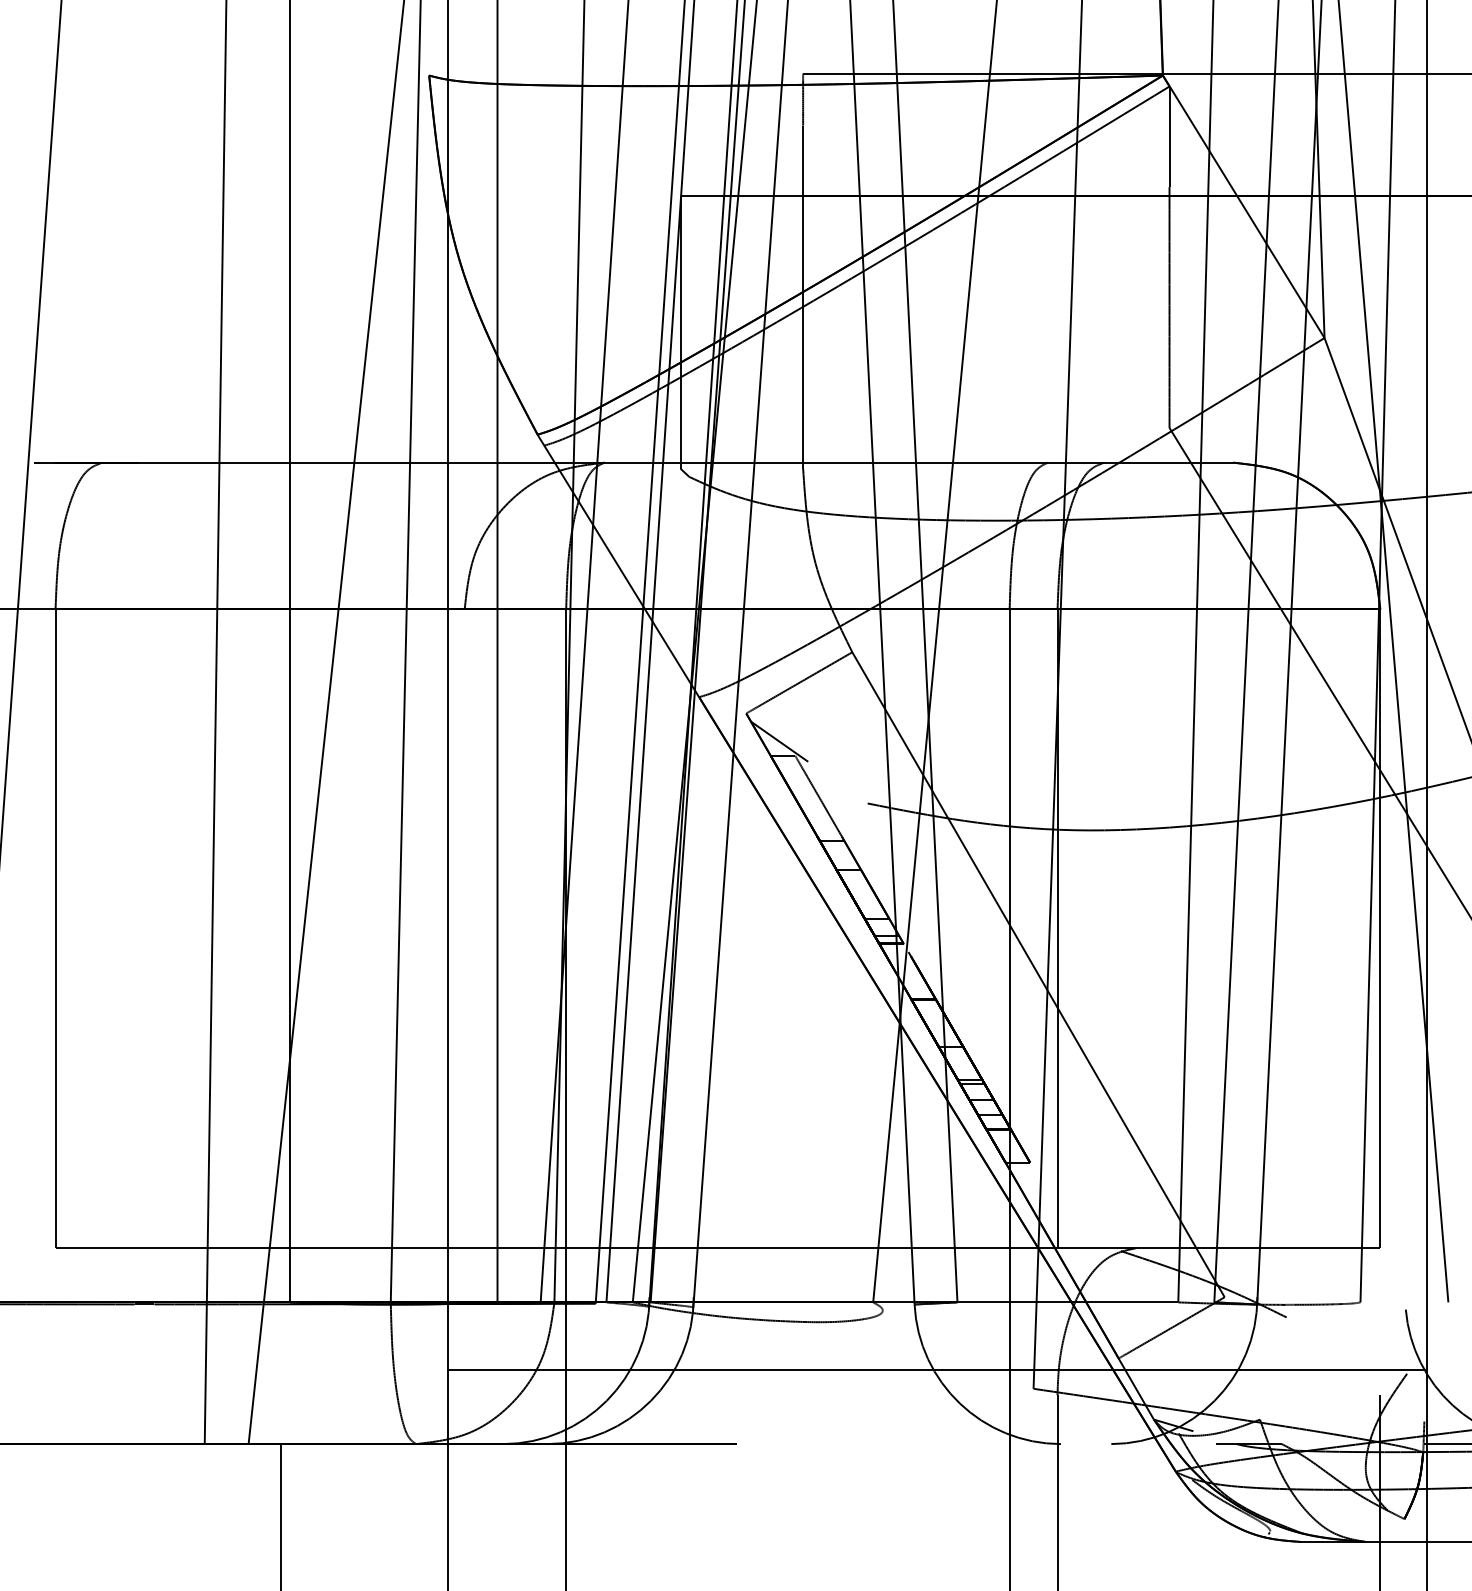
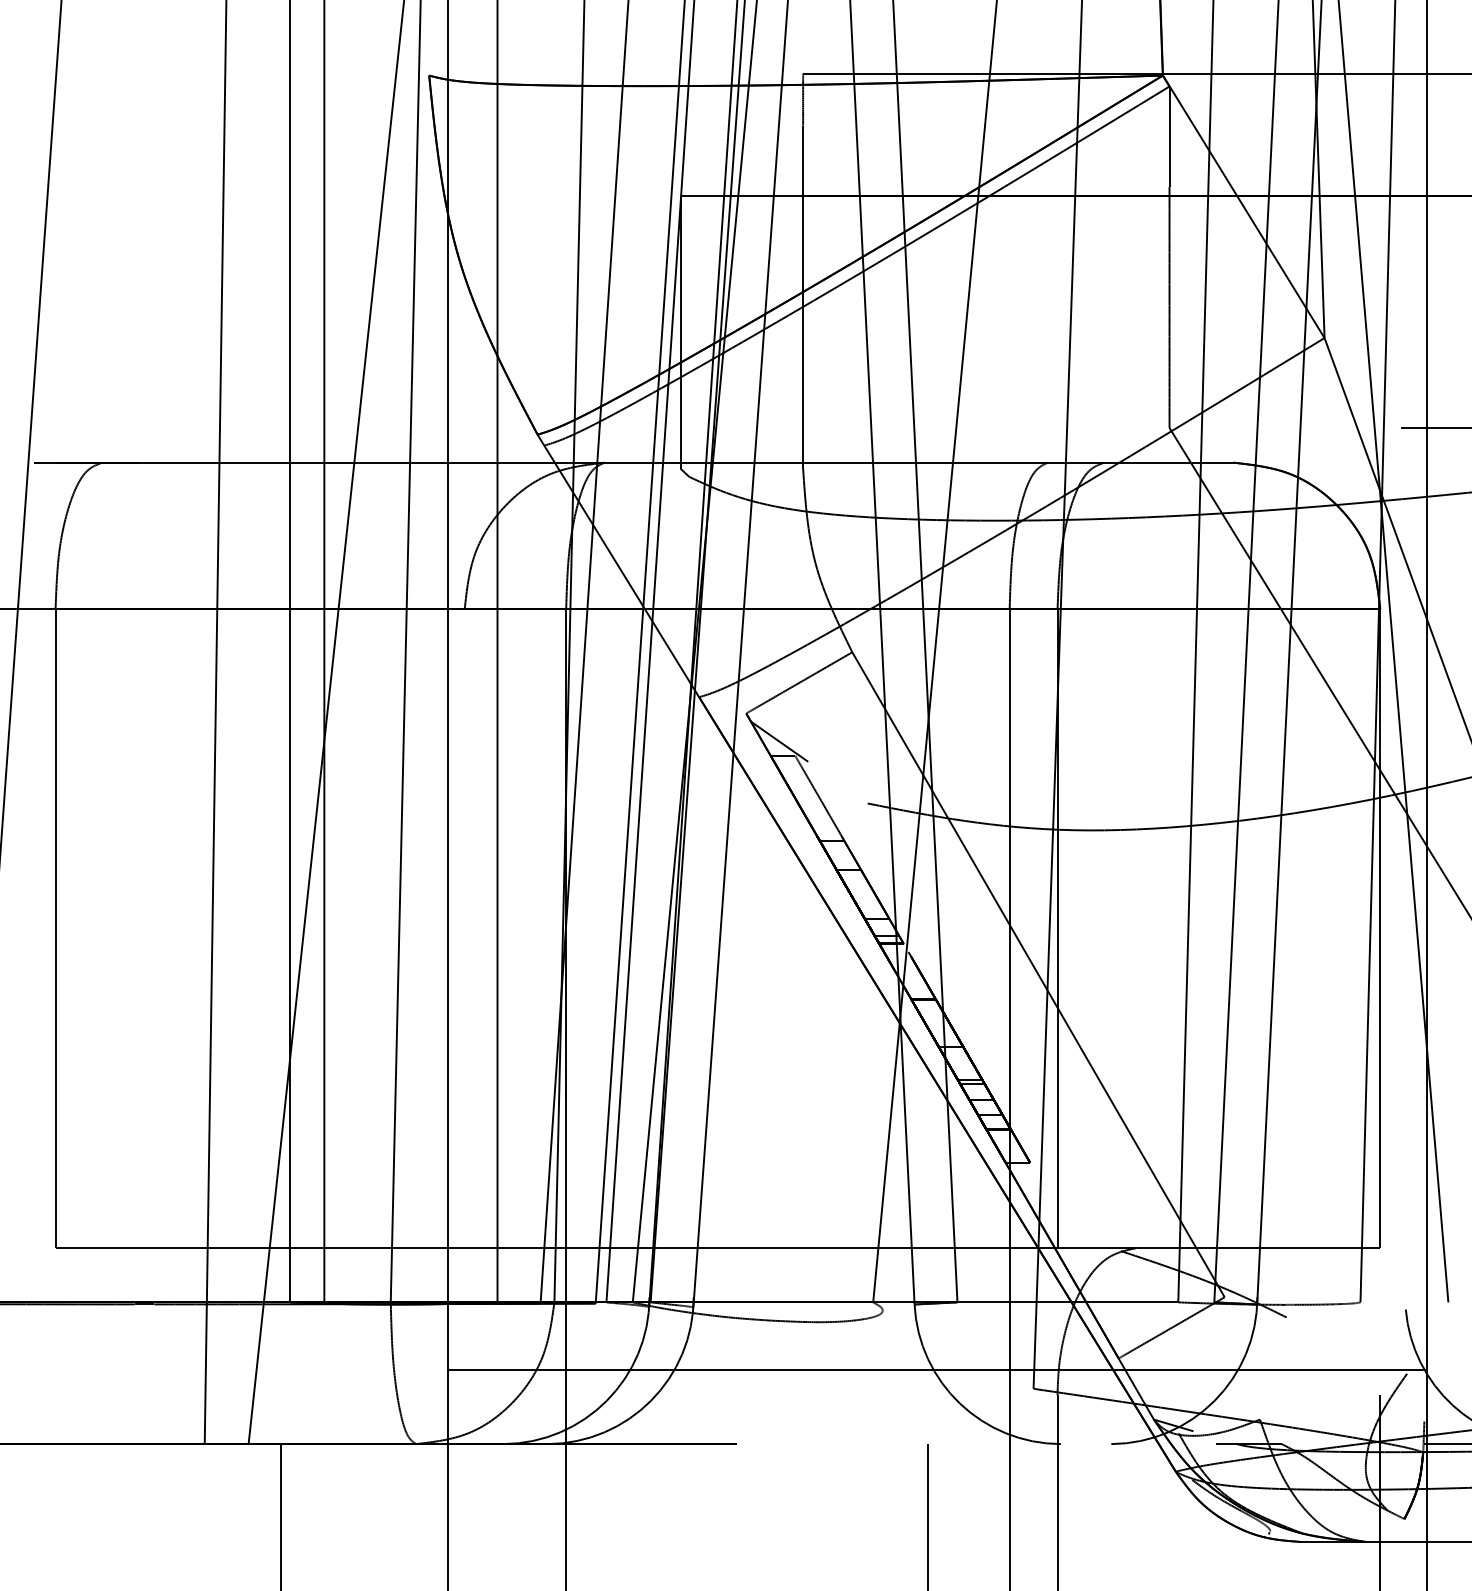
line: none -> present (1434, 427)
line: none -> present (324, 652)
line: none -> present (927, 1515)
